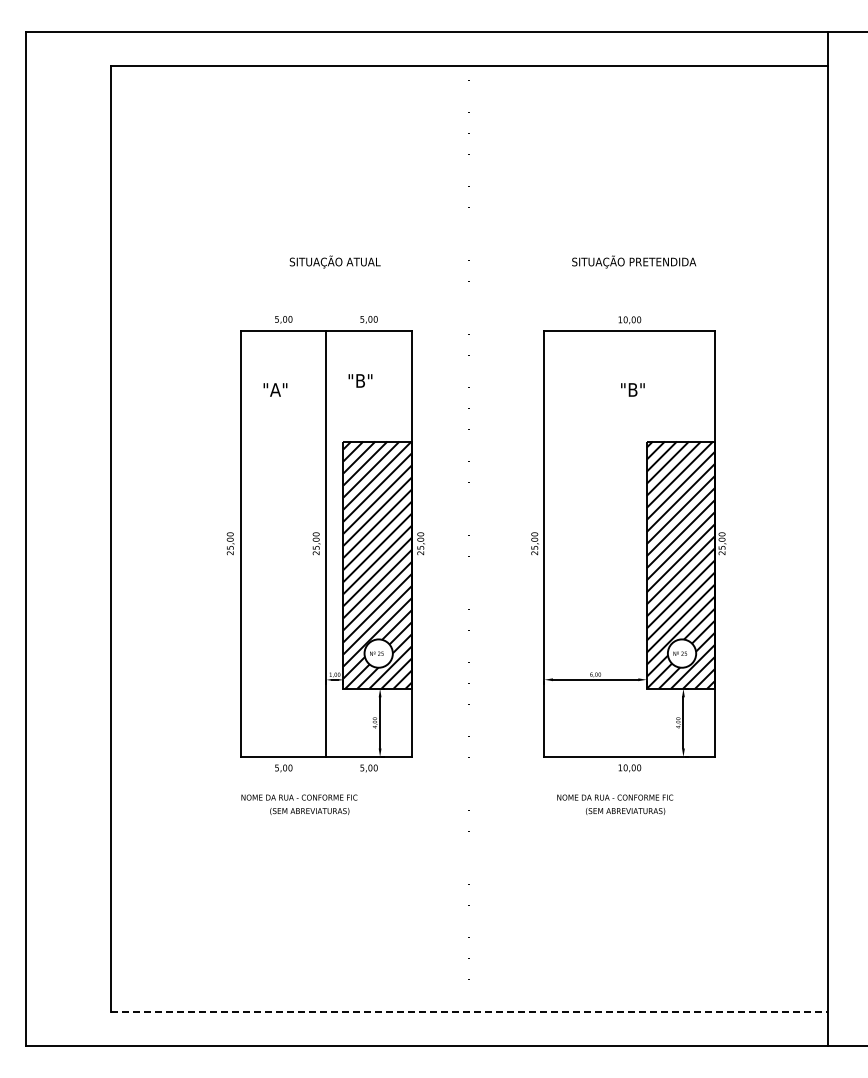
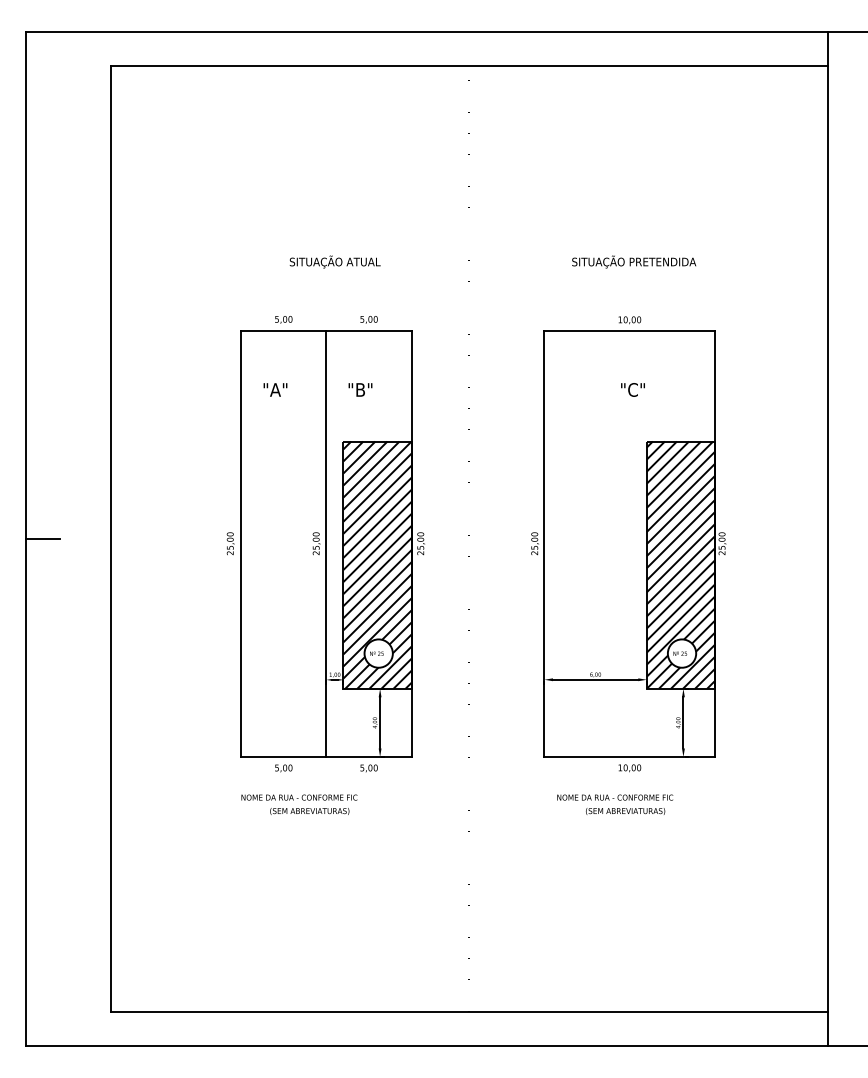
text position: (360, 380) -> (360, 389) (360, 389)
text: "B" -> "C" (636, 389)
line: none -> present (42, 538)
line: dashed -> solid (469, 1011)
